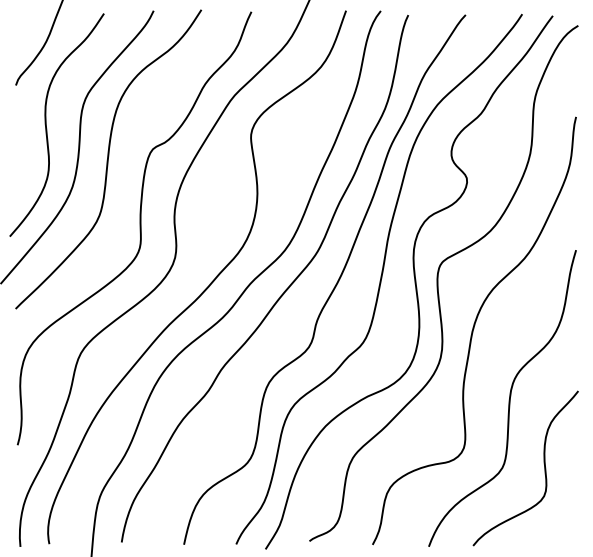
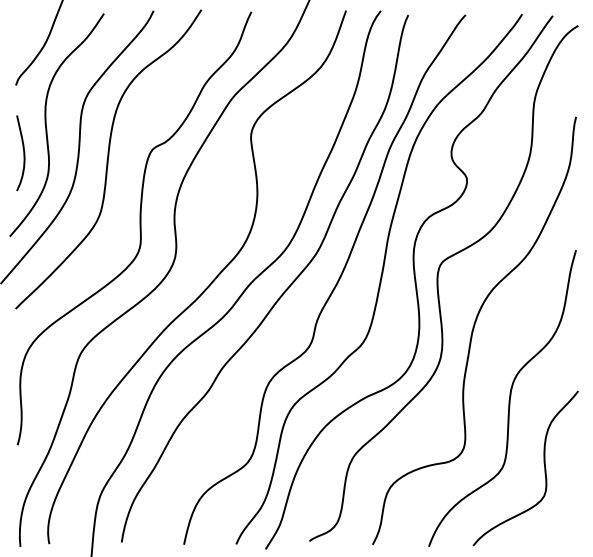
curve: none -> present (23, 153)
